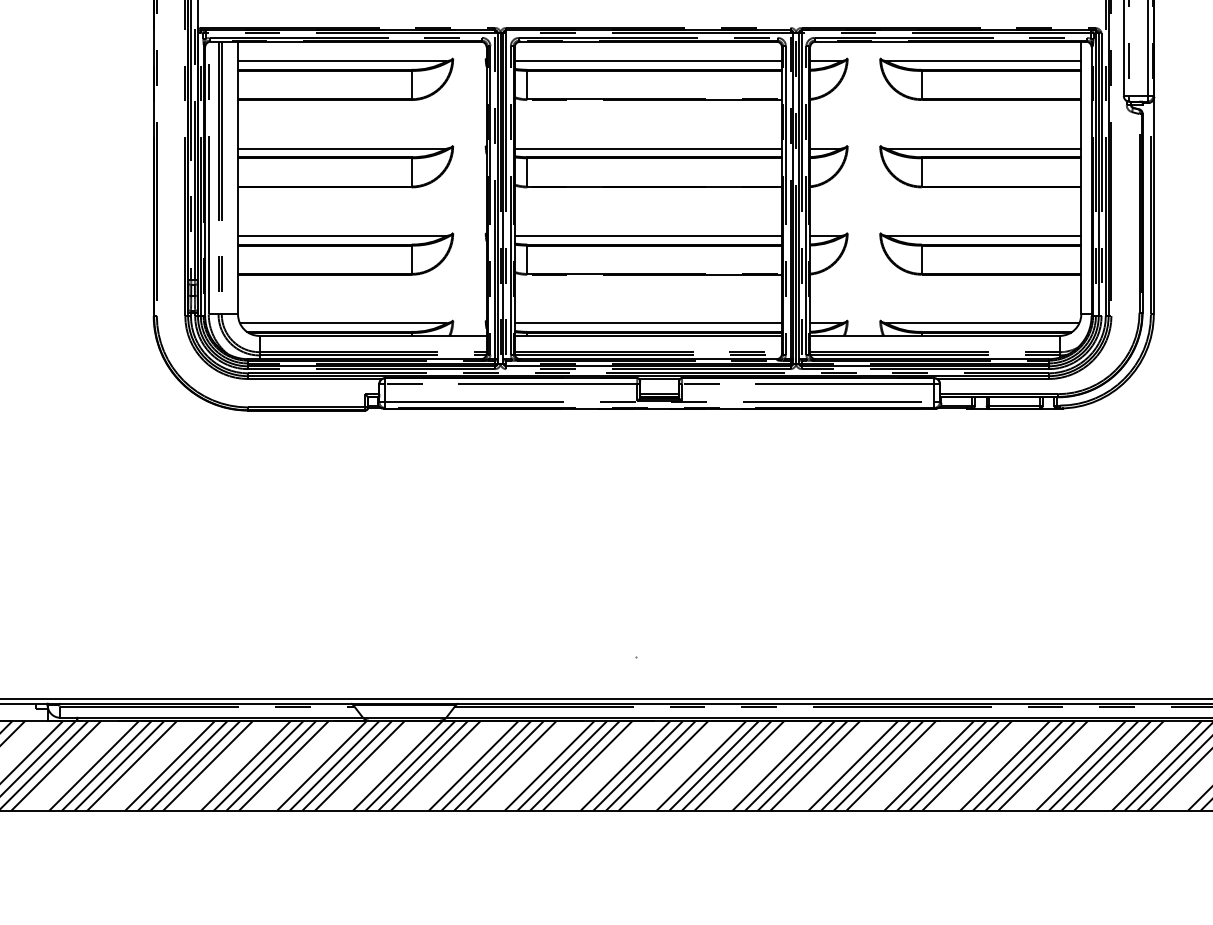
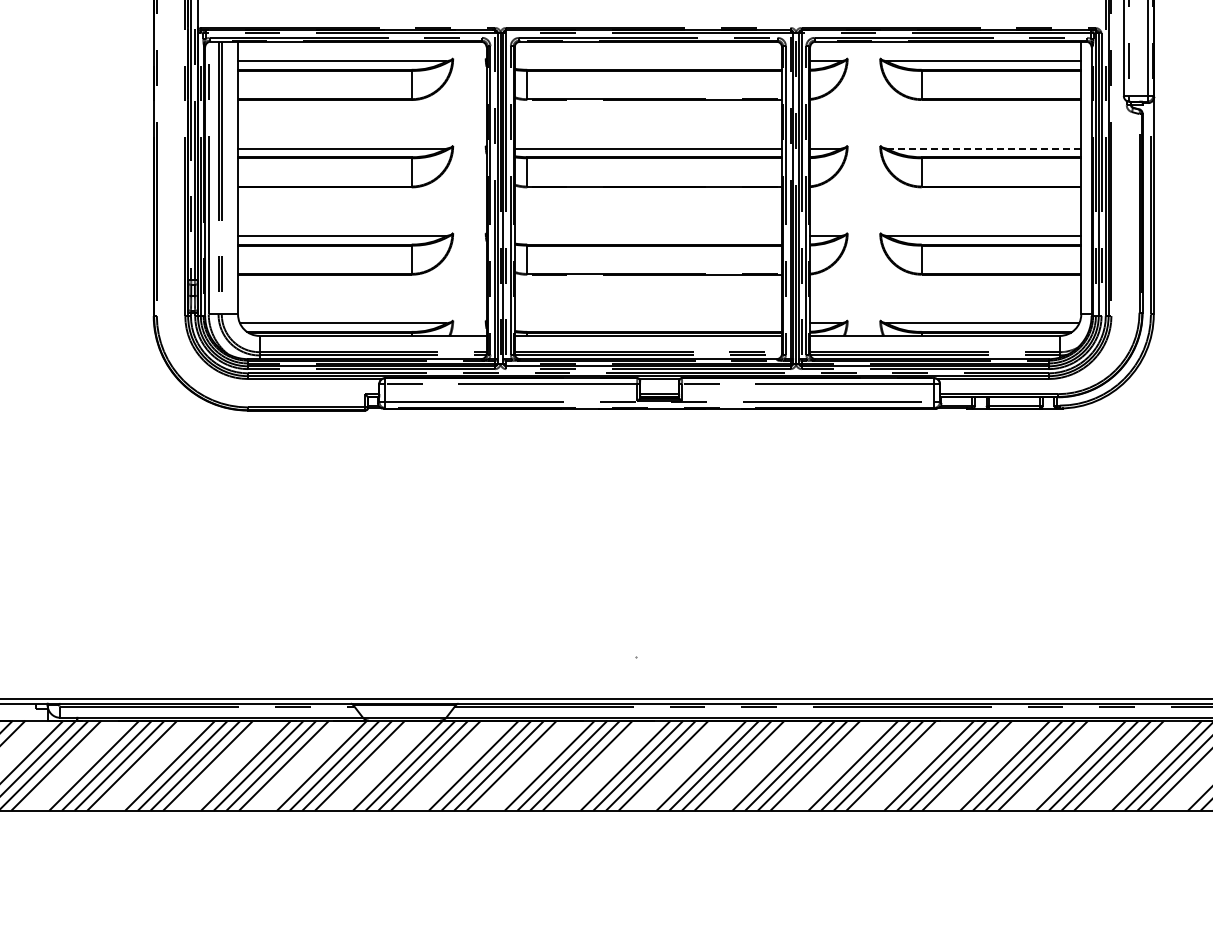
line: present -> none (648, 61)
line: solid -> dashed (984, 148)
line: present -> none (648, 236)
line: present -> none (648, 323)
